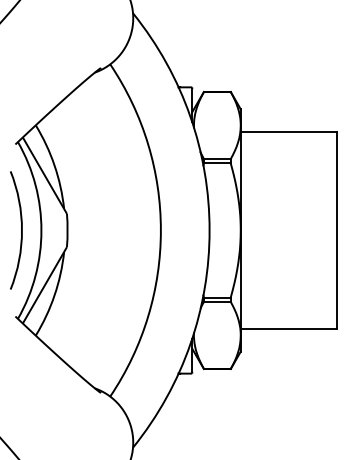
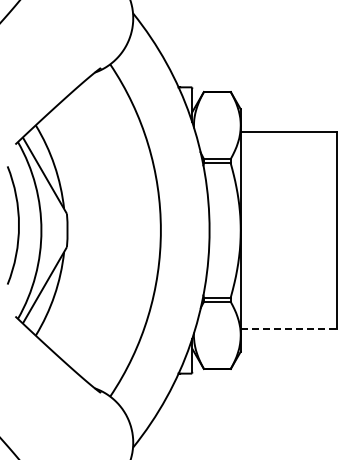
arc position: (21, 230) -> (18, 225) (18, 225)
line: solid -> dashed (288, 328)
